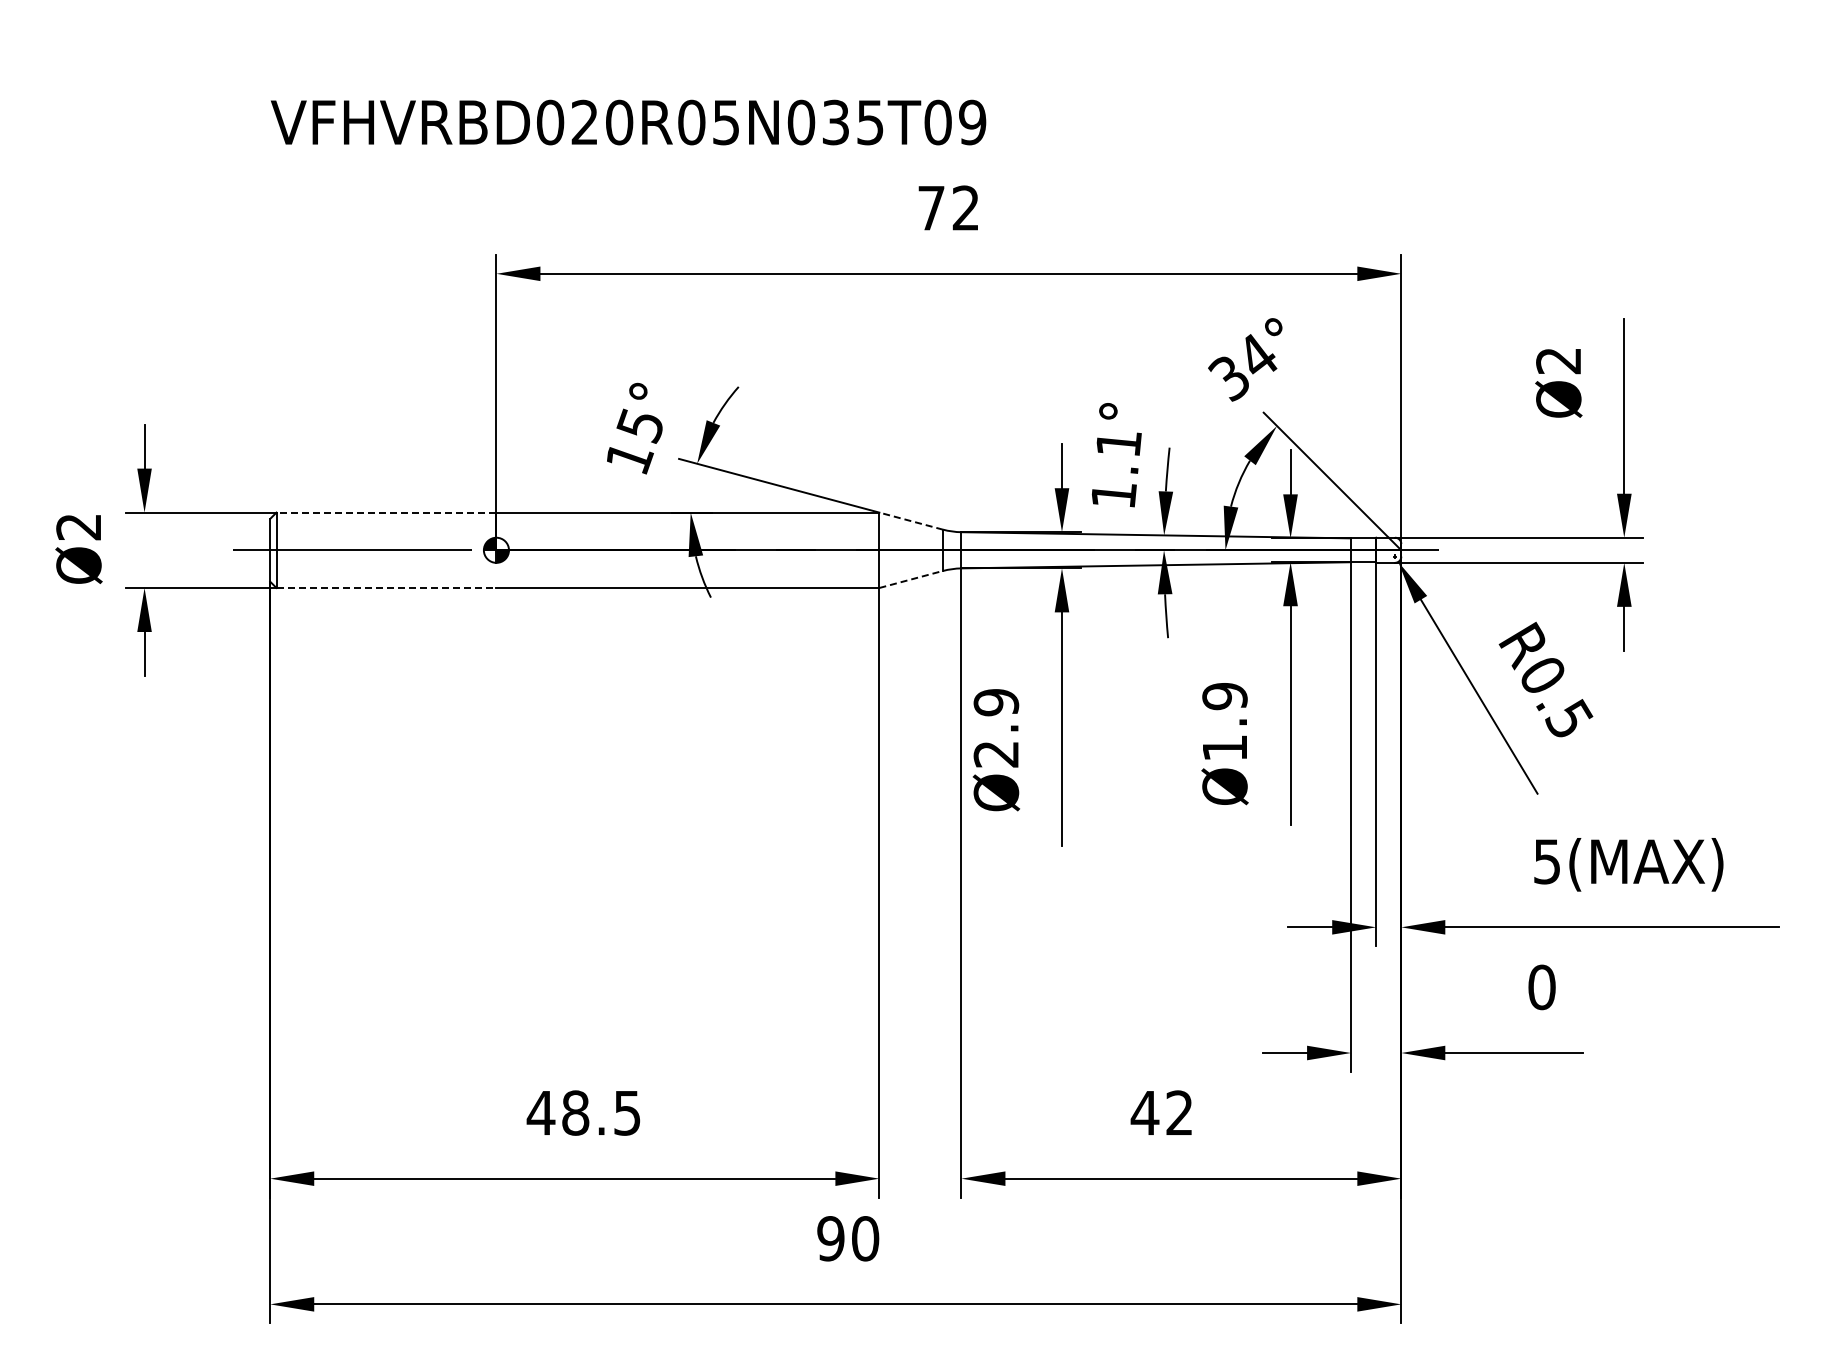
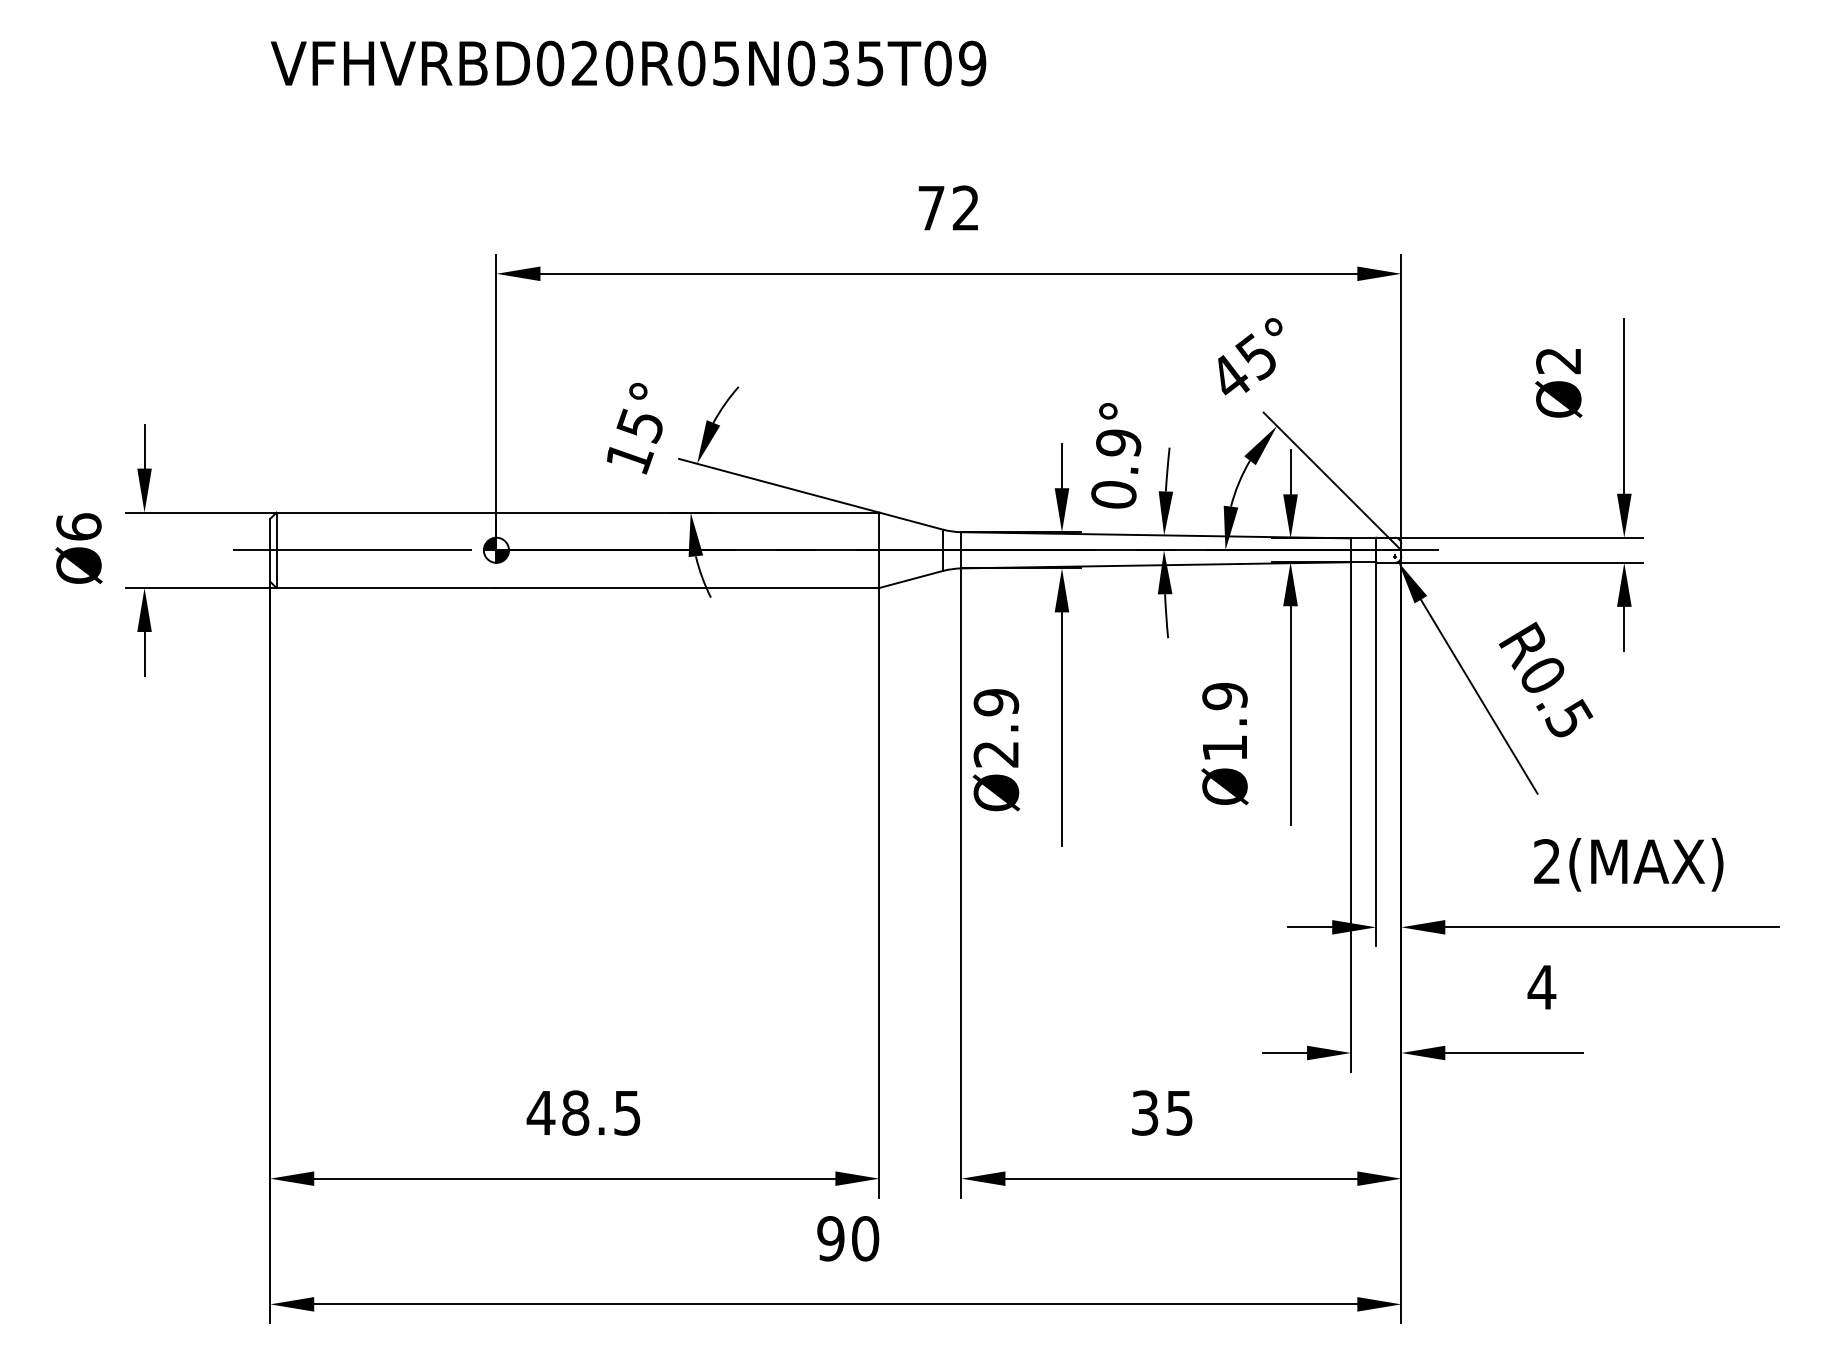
text position: (628, 122) -> (628, 63) (628, 63)
text: 34° -> 45° (1242, 367)
text: 1.1° -> 0.9° (1116, 468)
line: dashed -> solid (386, 512)
line: dashed -> solid (911, 521)
text: Ø2 -> Ø6 (78, 526)
line: dashed -> solid (911, 579)
line: dashed -> solid (386, 588)
text: 5(MAX) -> 2(MAX) (1546, 861)
text: 0 -> 4 (1541, 987)
text: 42 -> 35 (1161, 1112)
